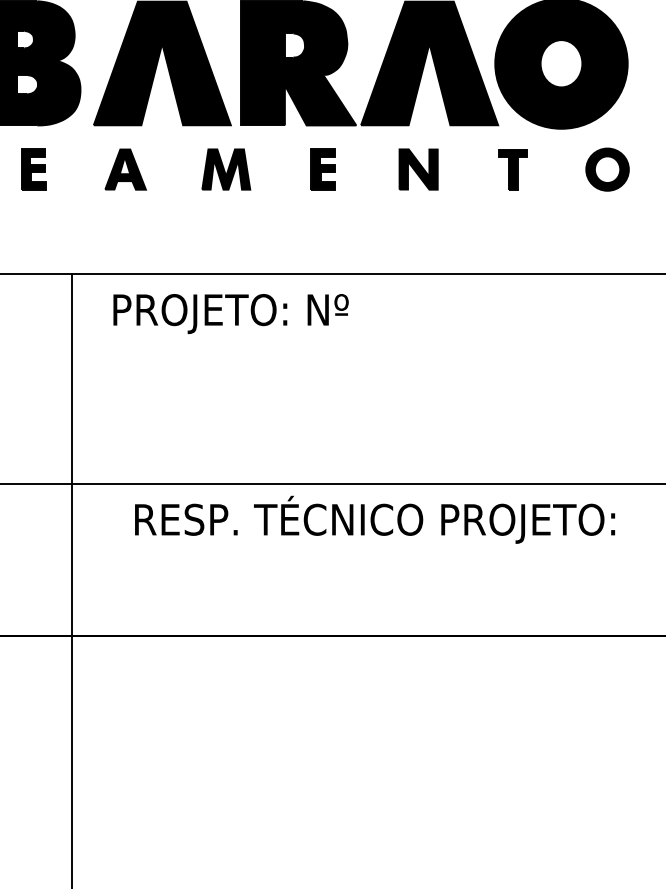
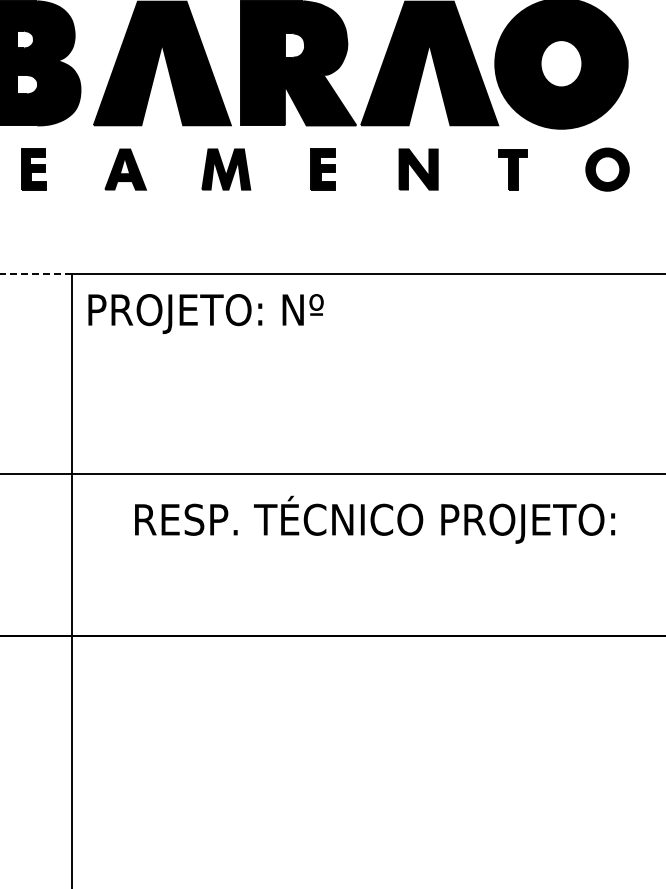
line: solid -> dashed (36, 273)
text position: (230, 313) -> (205, 313) (205, 313)
line position: (332, 483) -> (332, 473) (332, 473)
